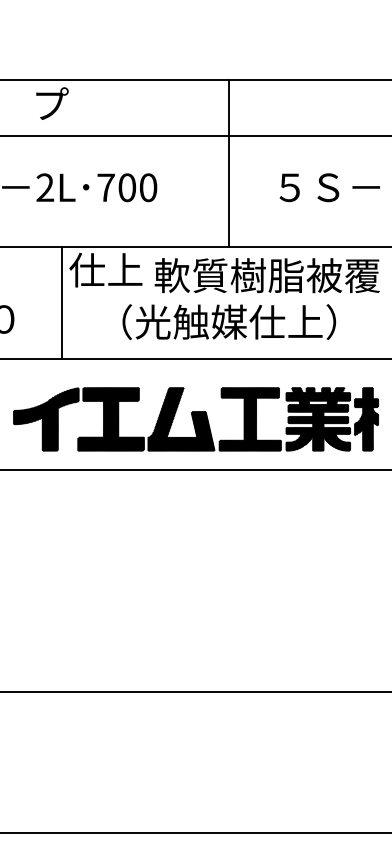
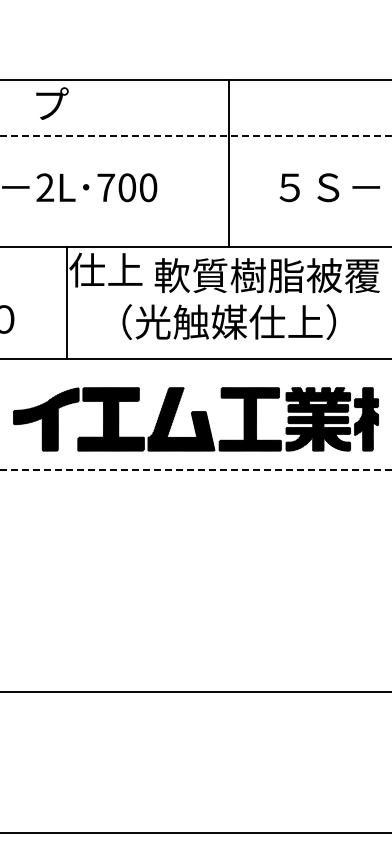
line: solid -> dashed (196, 135)
line position: (61, 302) -> (66, 302) (66, 302)
line: solid -> dashed (196, 470)
